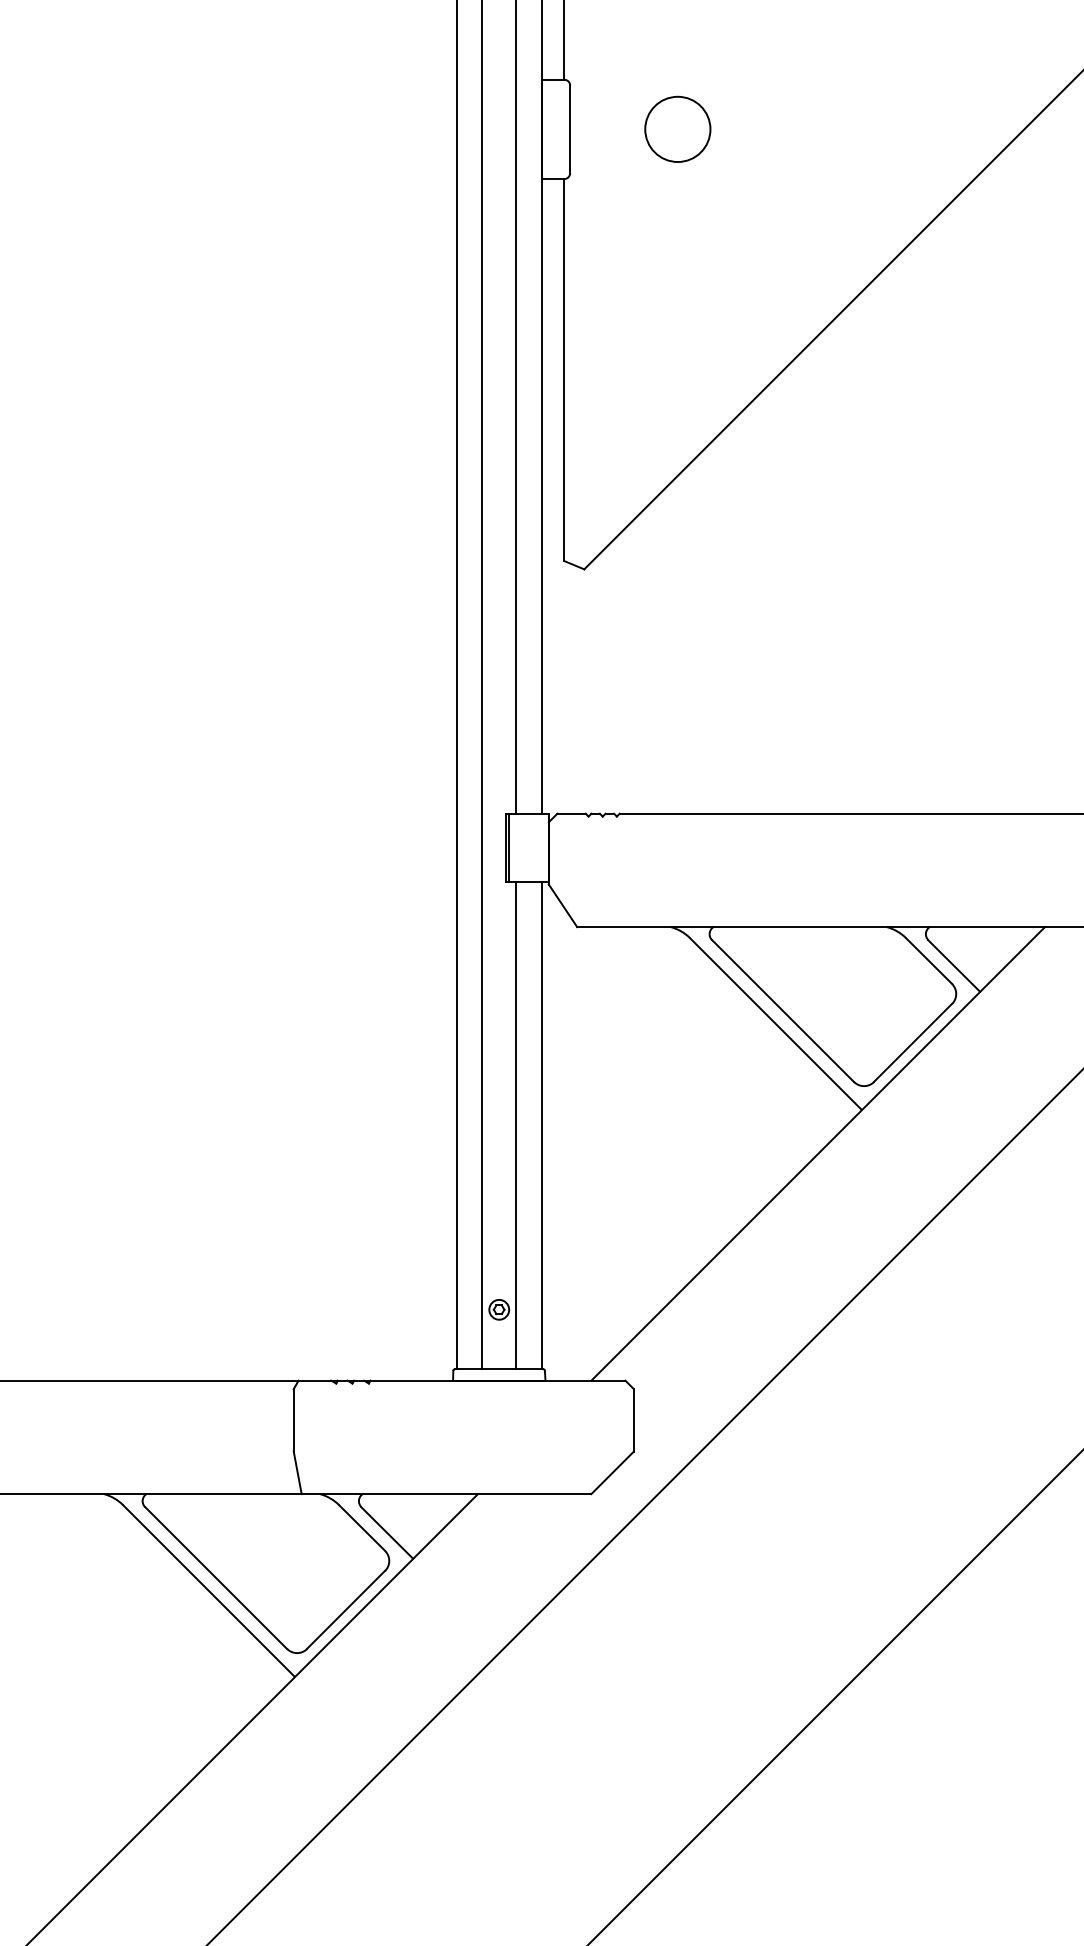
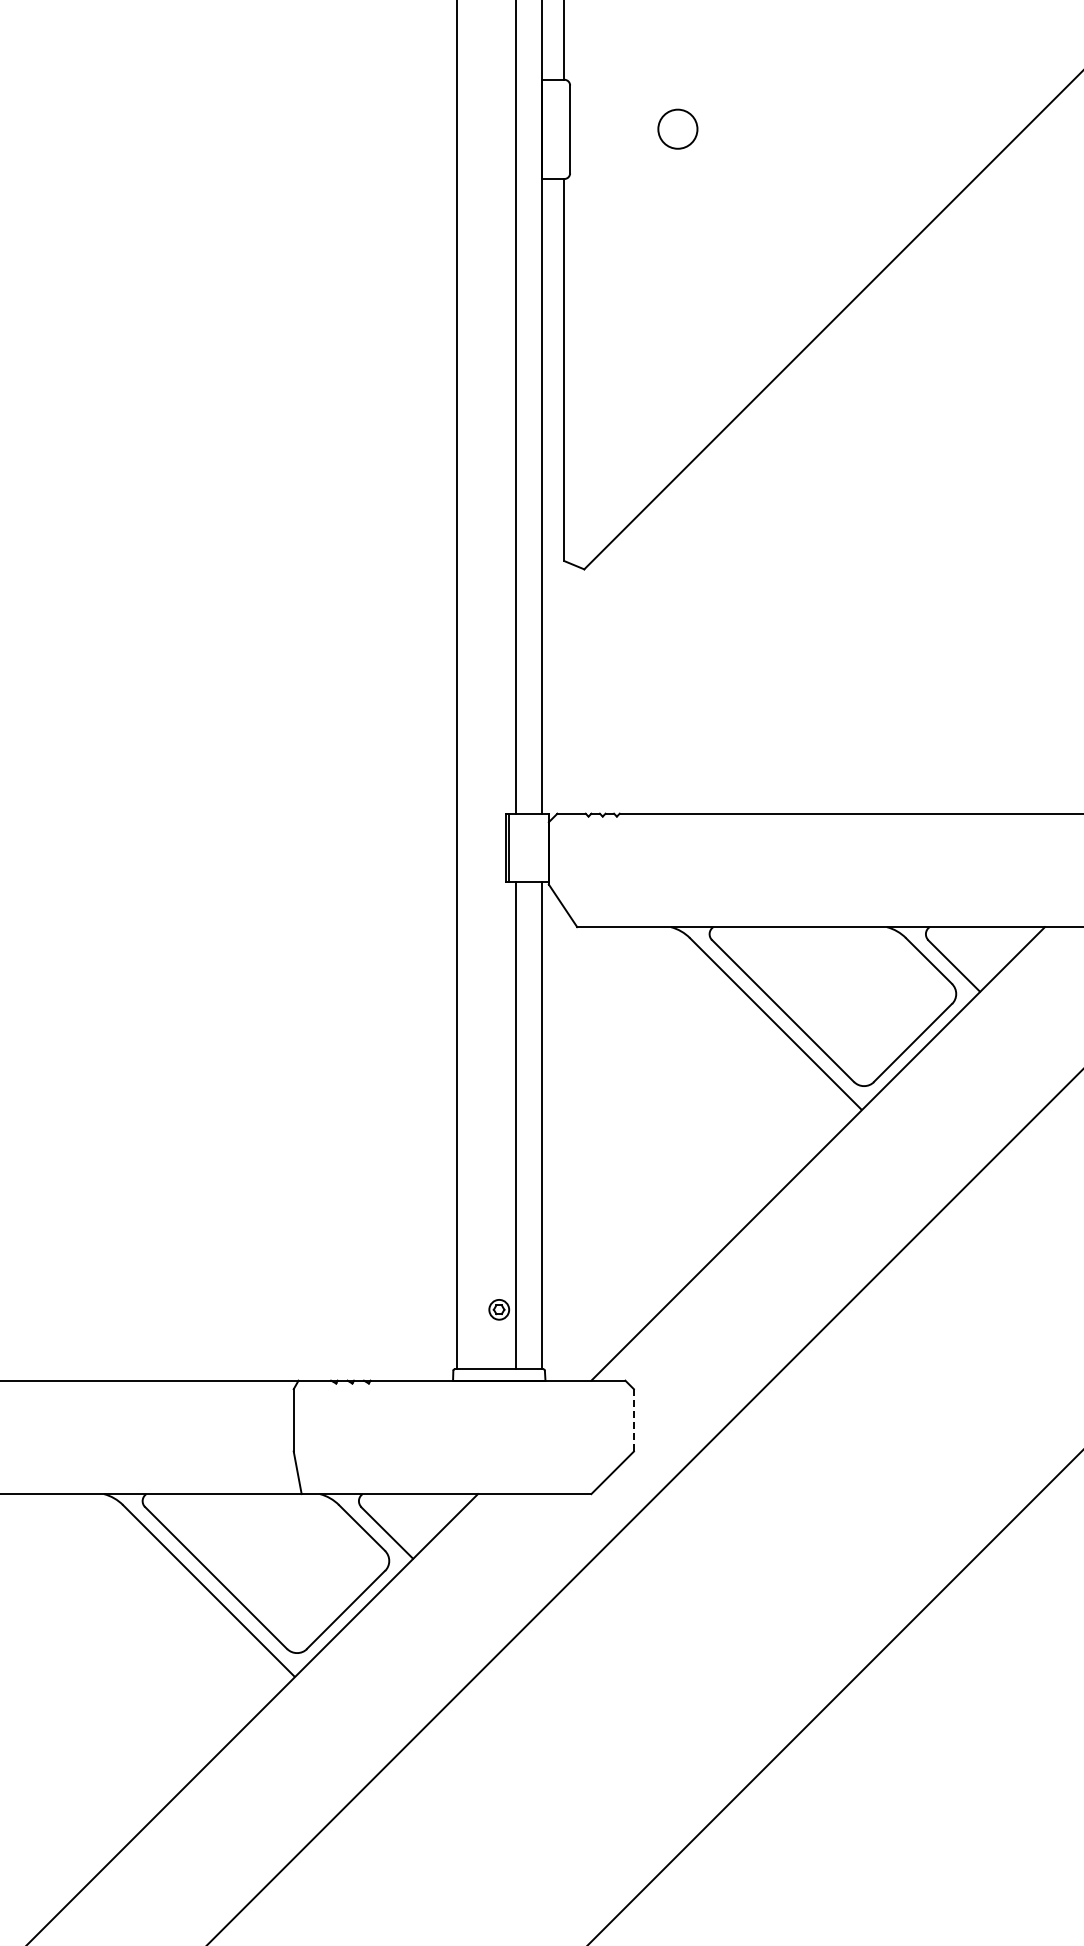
circle size: 68x68 px -> 42x42 px (677, 128)
line: present -> none (482, 685)
line: solid -> dashed (633, 1420)
